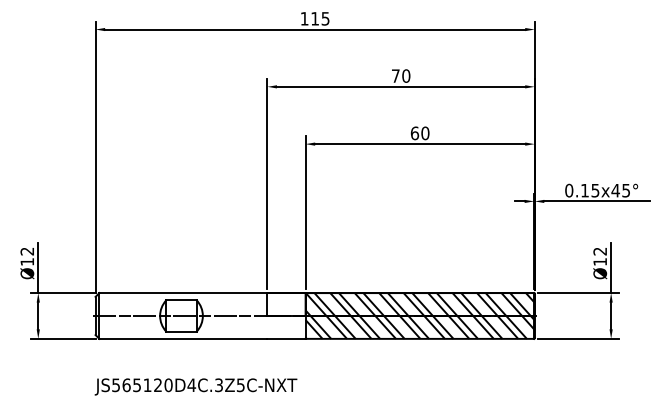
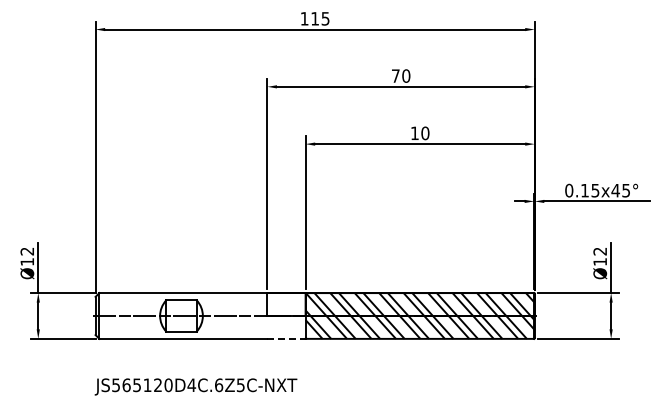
text: 60 -> 10 (414, 133)
line: solid -> dashed (287, 338)
text: JS565120D4C.3Z5C-NXT -> JS565120D4C.6Z5C-NXT (219, 385)
